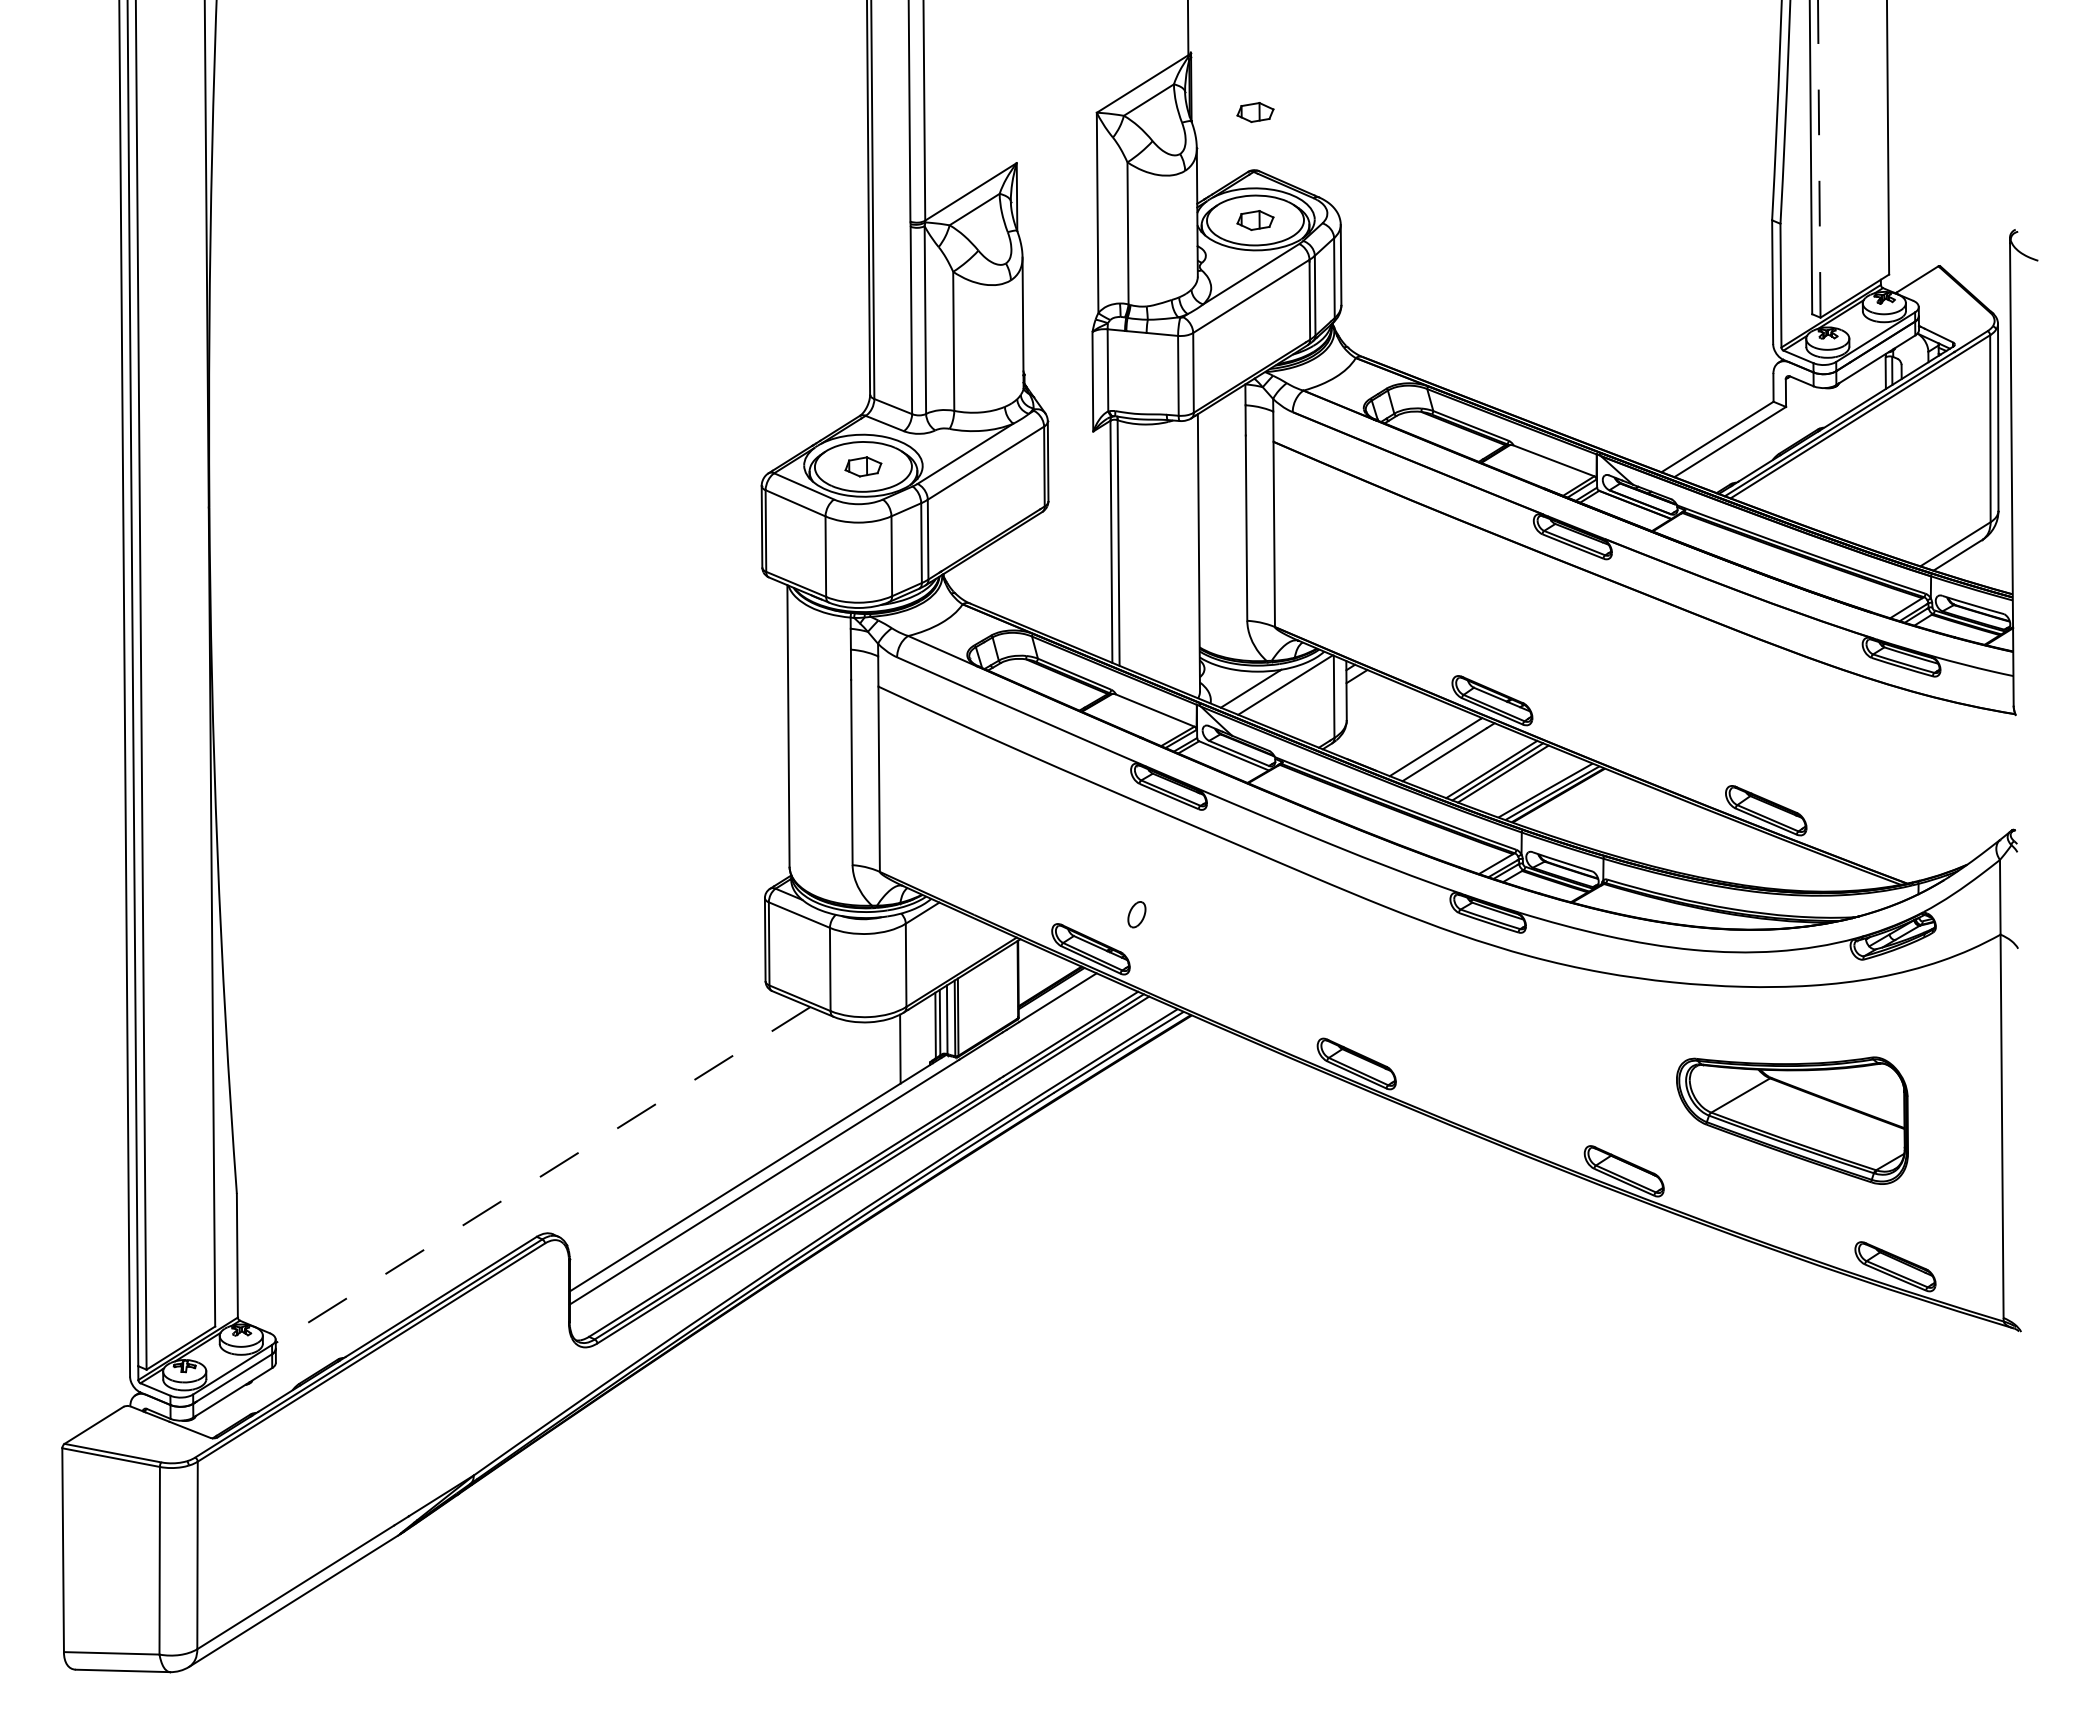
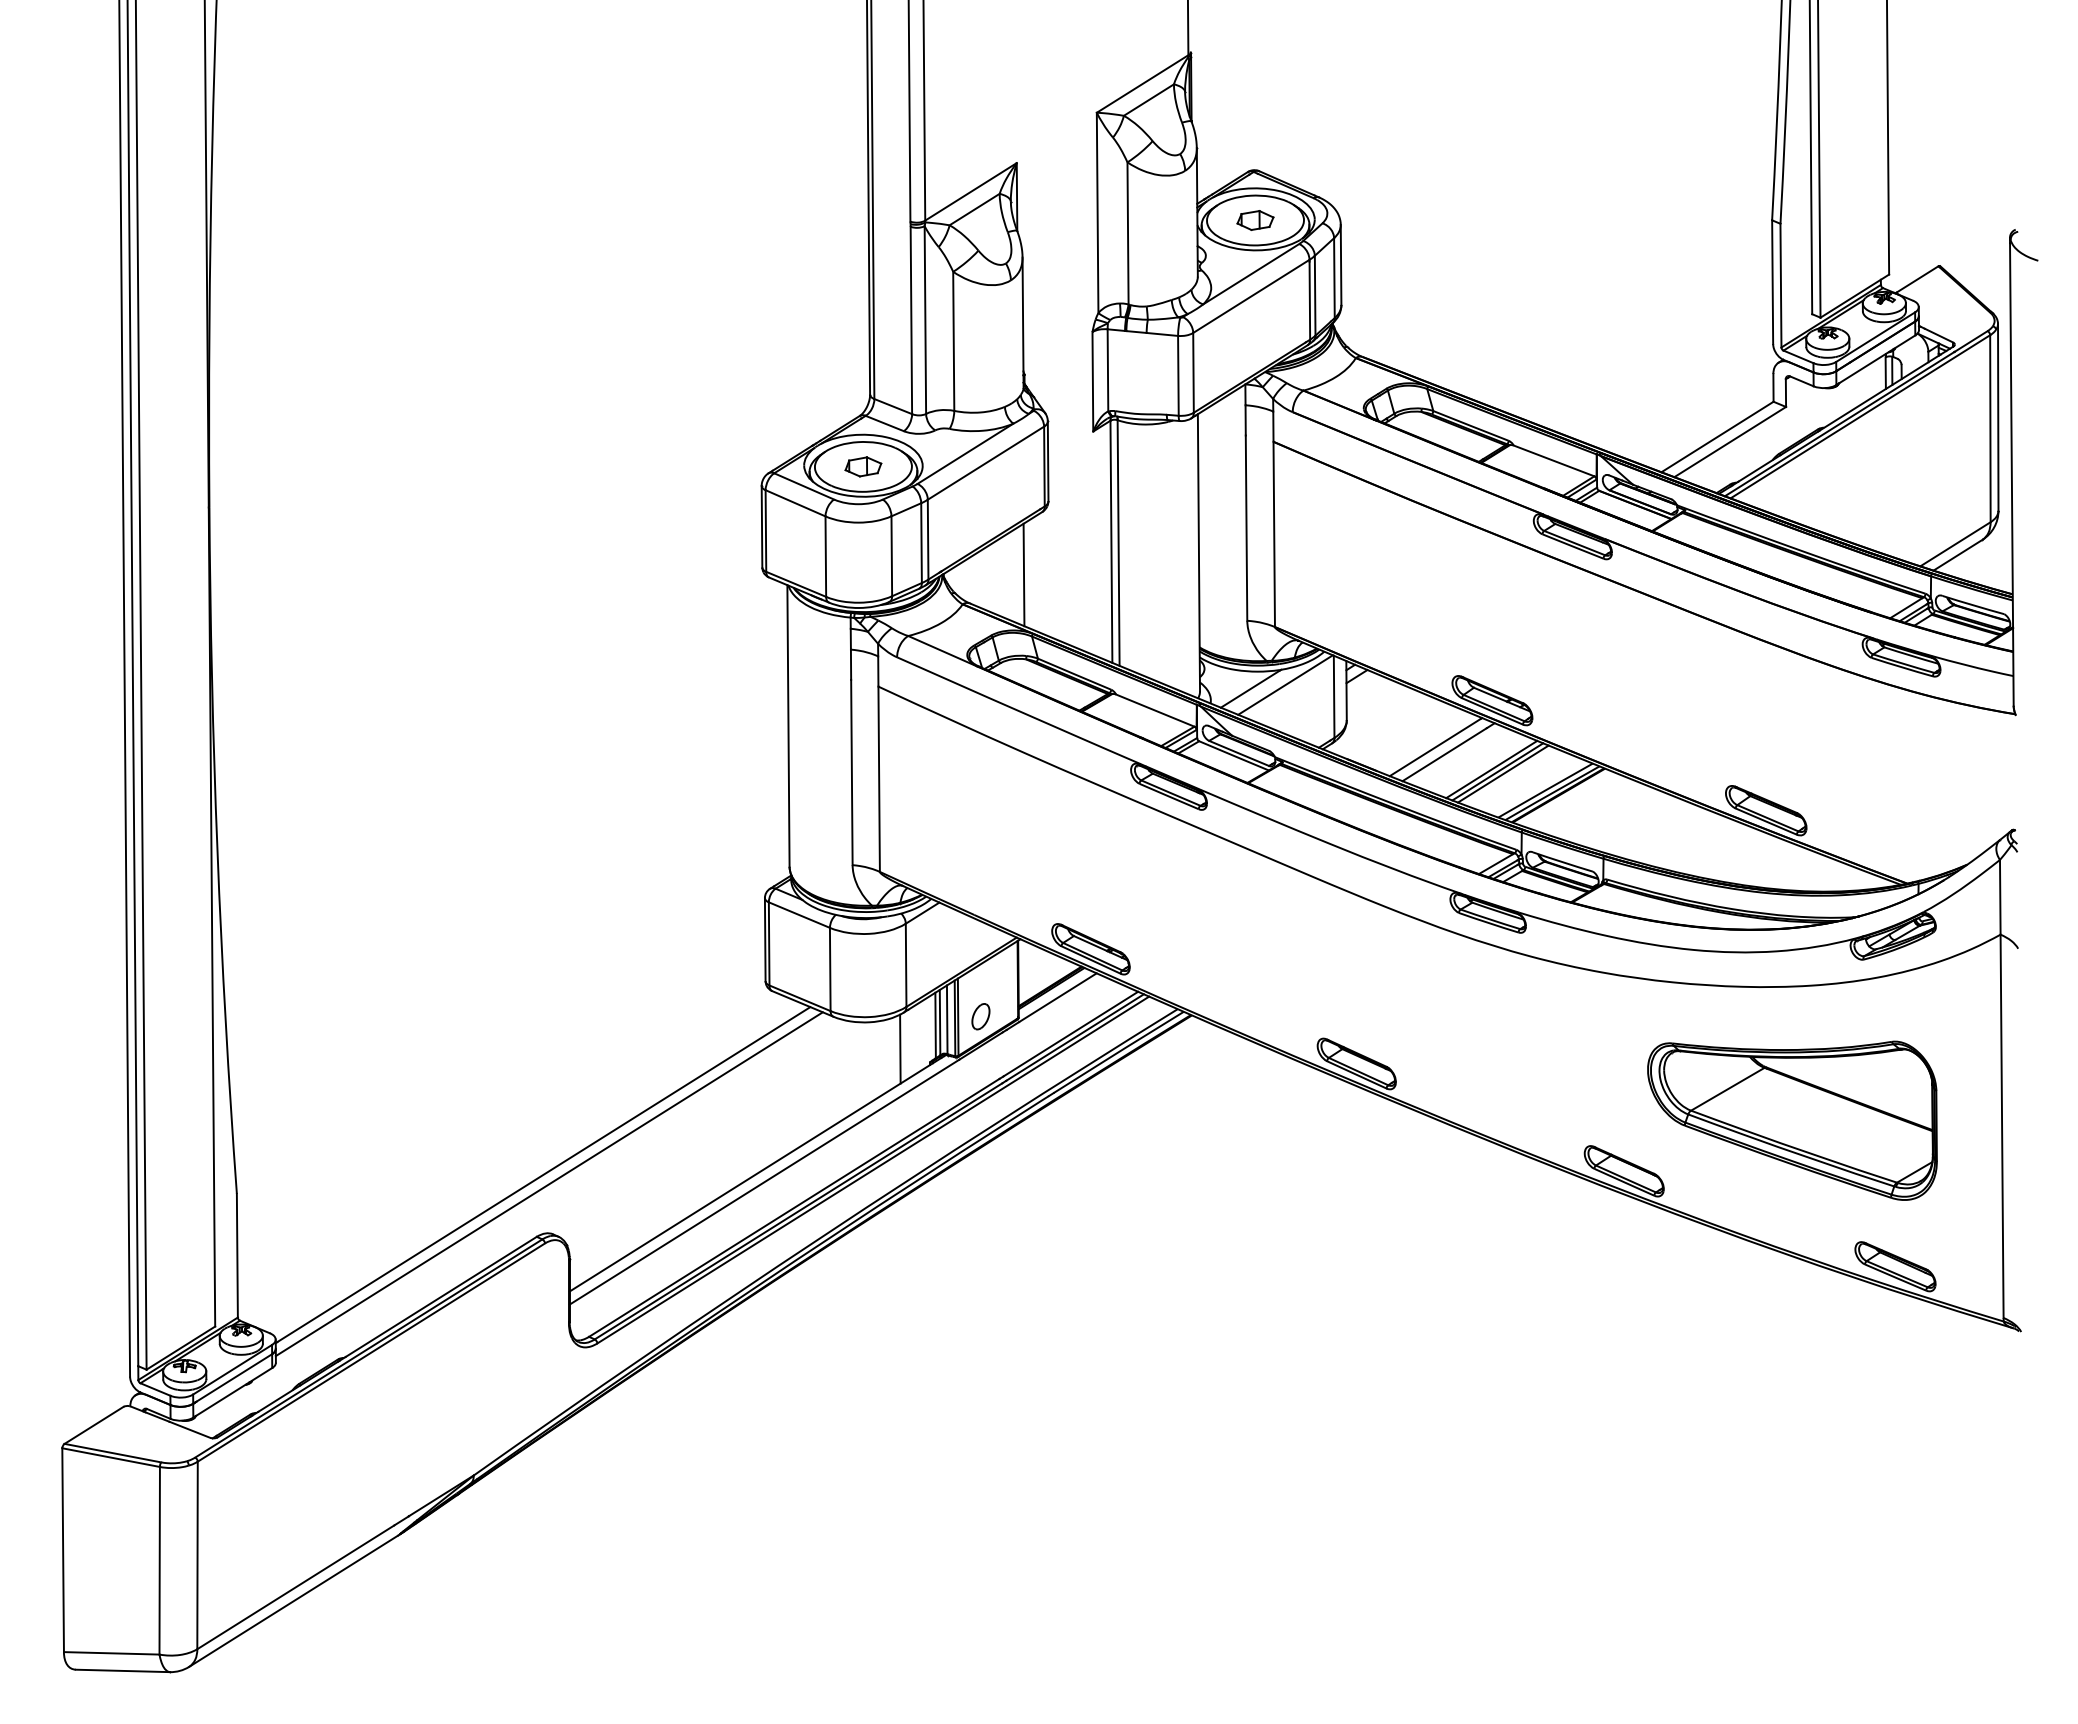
part: present -> none (1255, 112)
line: dashed -> solid (1819, 158)
line: none -> present (1023, 574)
part position: (1136, 914) -> (980, 1016) (980, 1016)
part size: 233x129 px -> 291x161 px (1792, 1120)
line: dashed -> solid (543, 1174)
line: none -> present (548, 1184)
